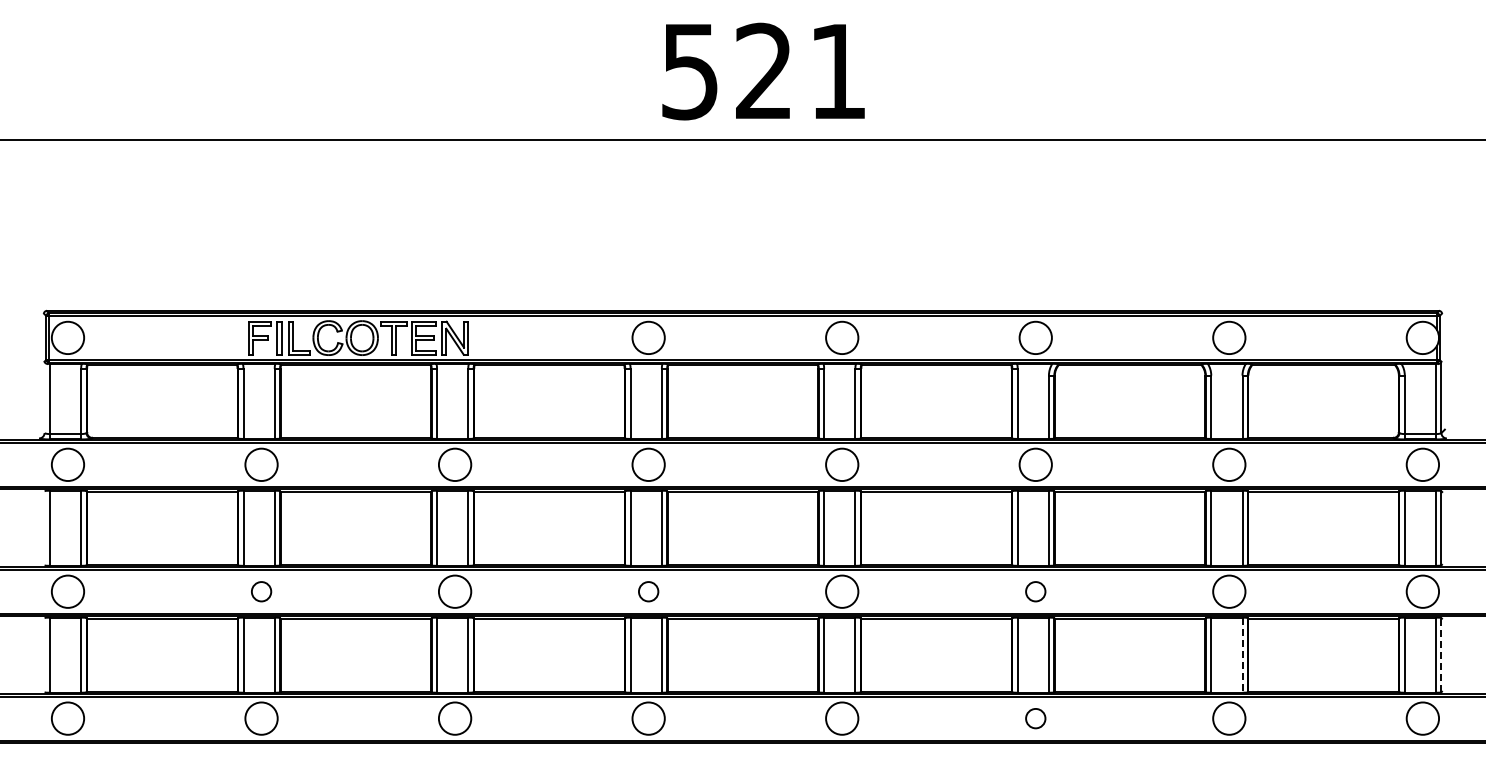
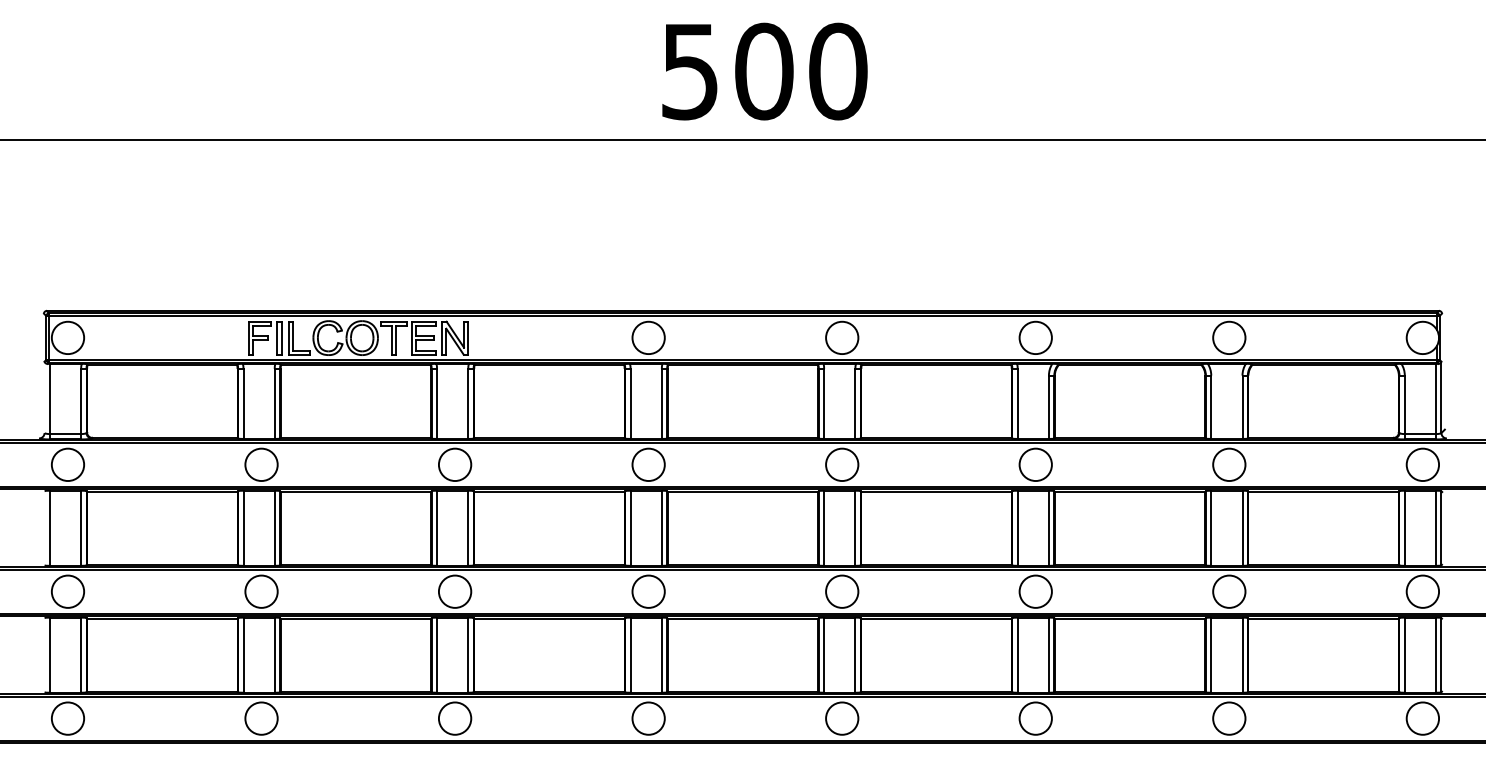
text: 521 -> 500 (801, 71)
circle diameter: 19 px -> 32 px (261, 591)
circle diameter: 19 px -> 32 px (648, 591)
circle diameter: 19 px -> 32 px (1035, 591)
line: dashed -> solid (1441, 654)
line: dashed -> solid (1242, 655)
circle diameter: 19 px -> 32 px (1035, 718)
